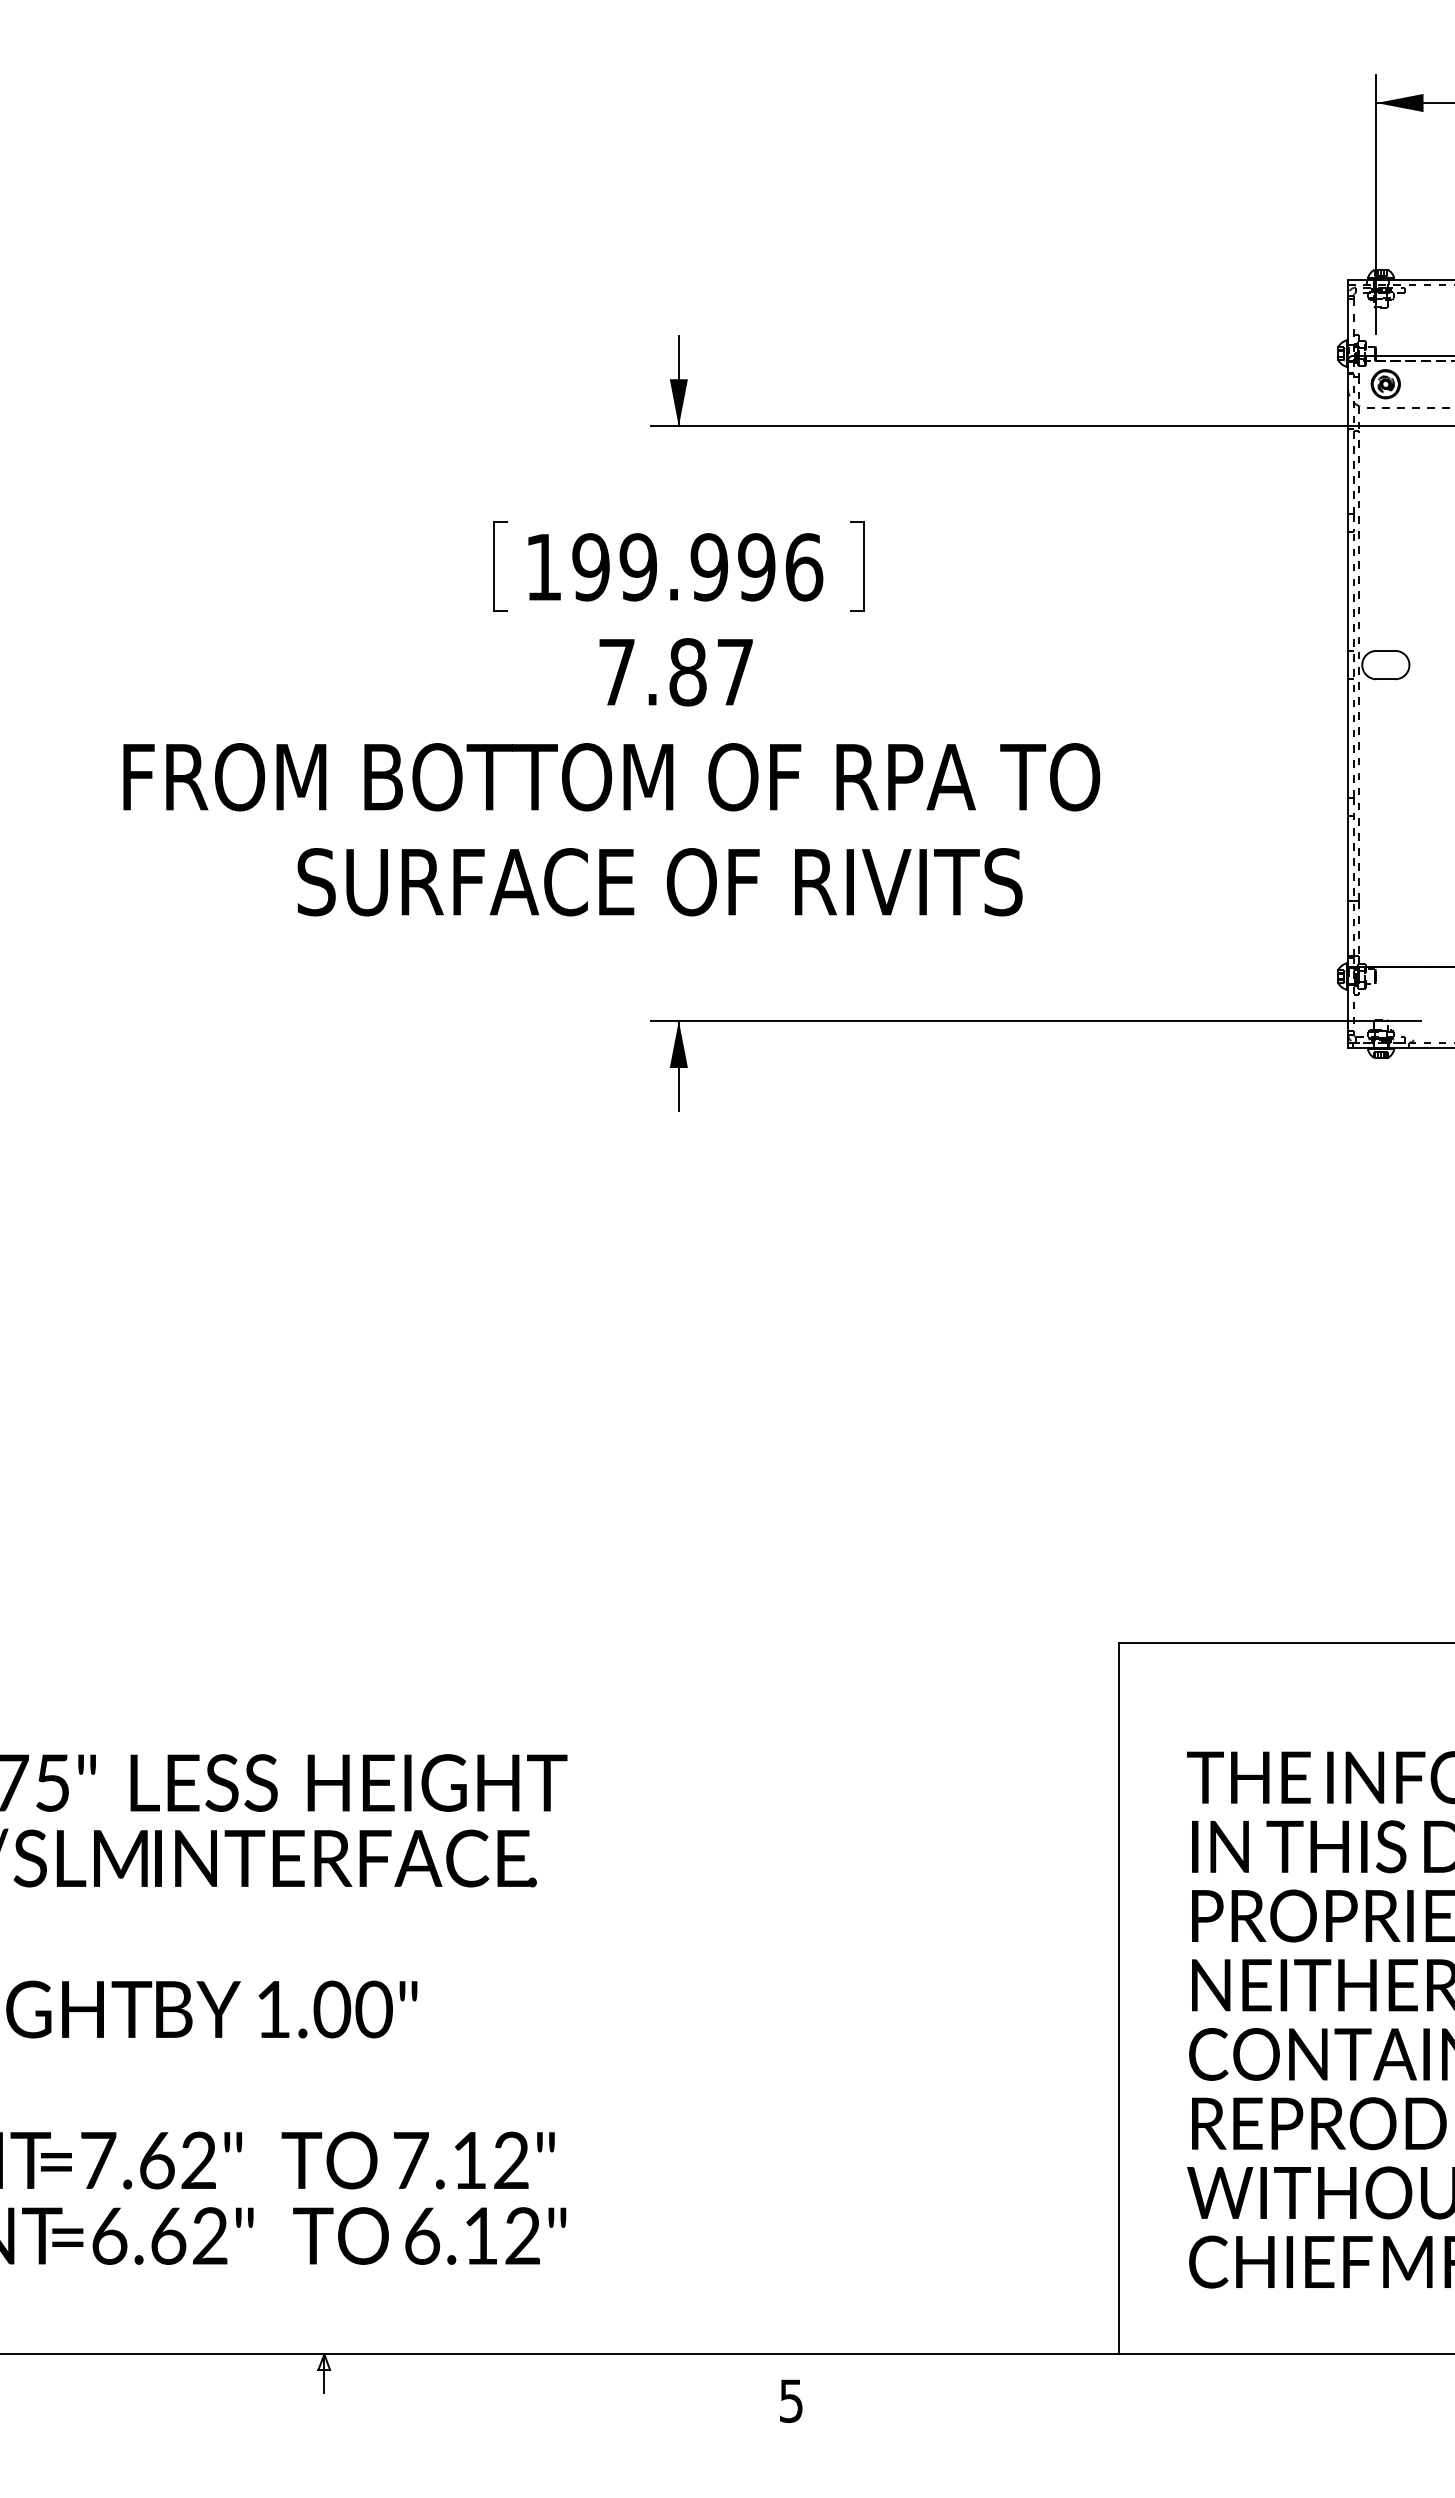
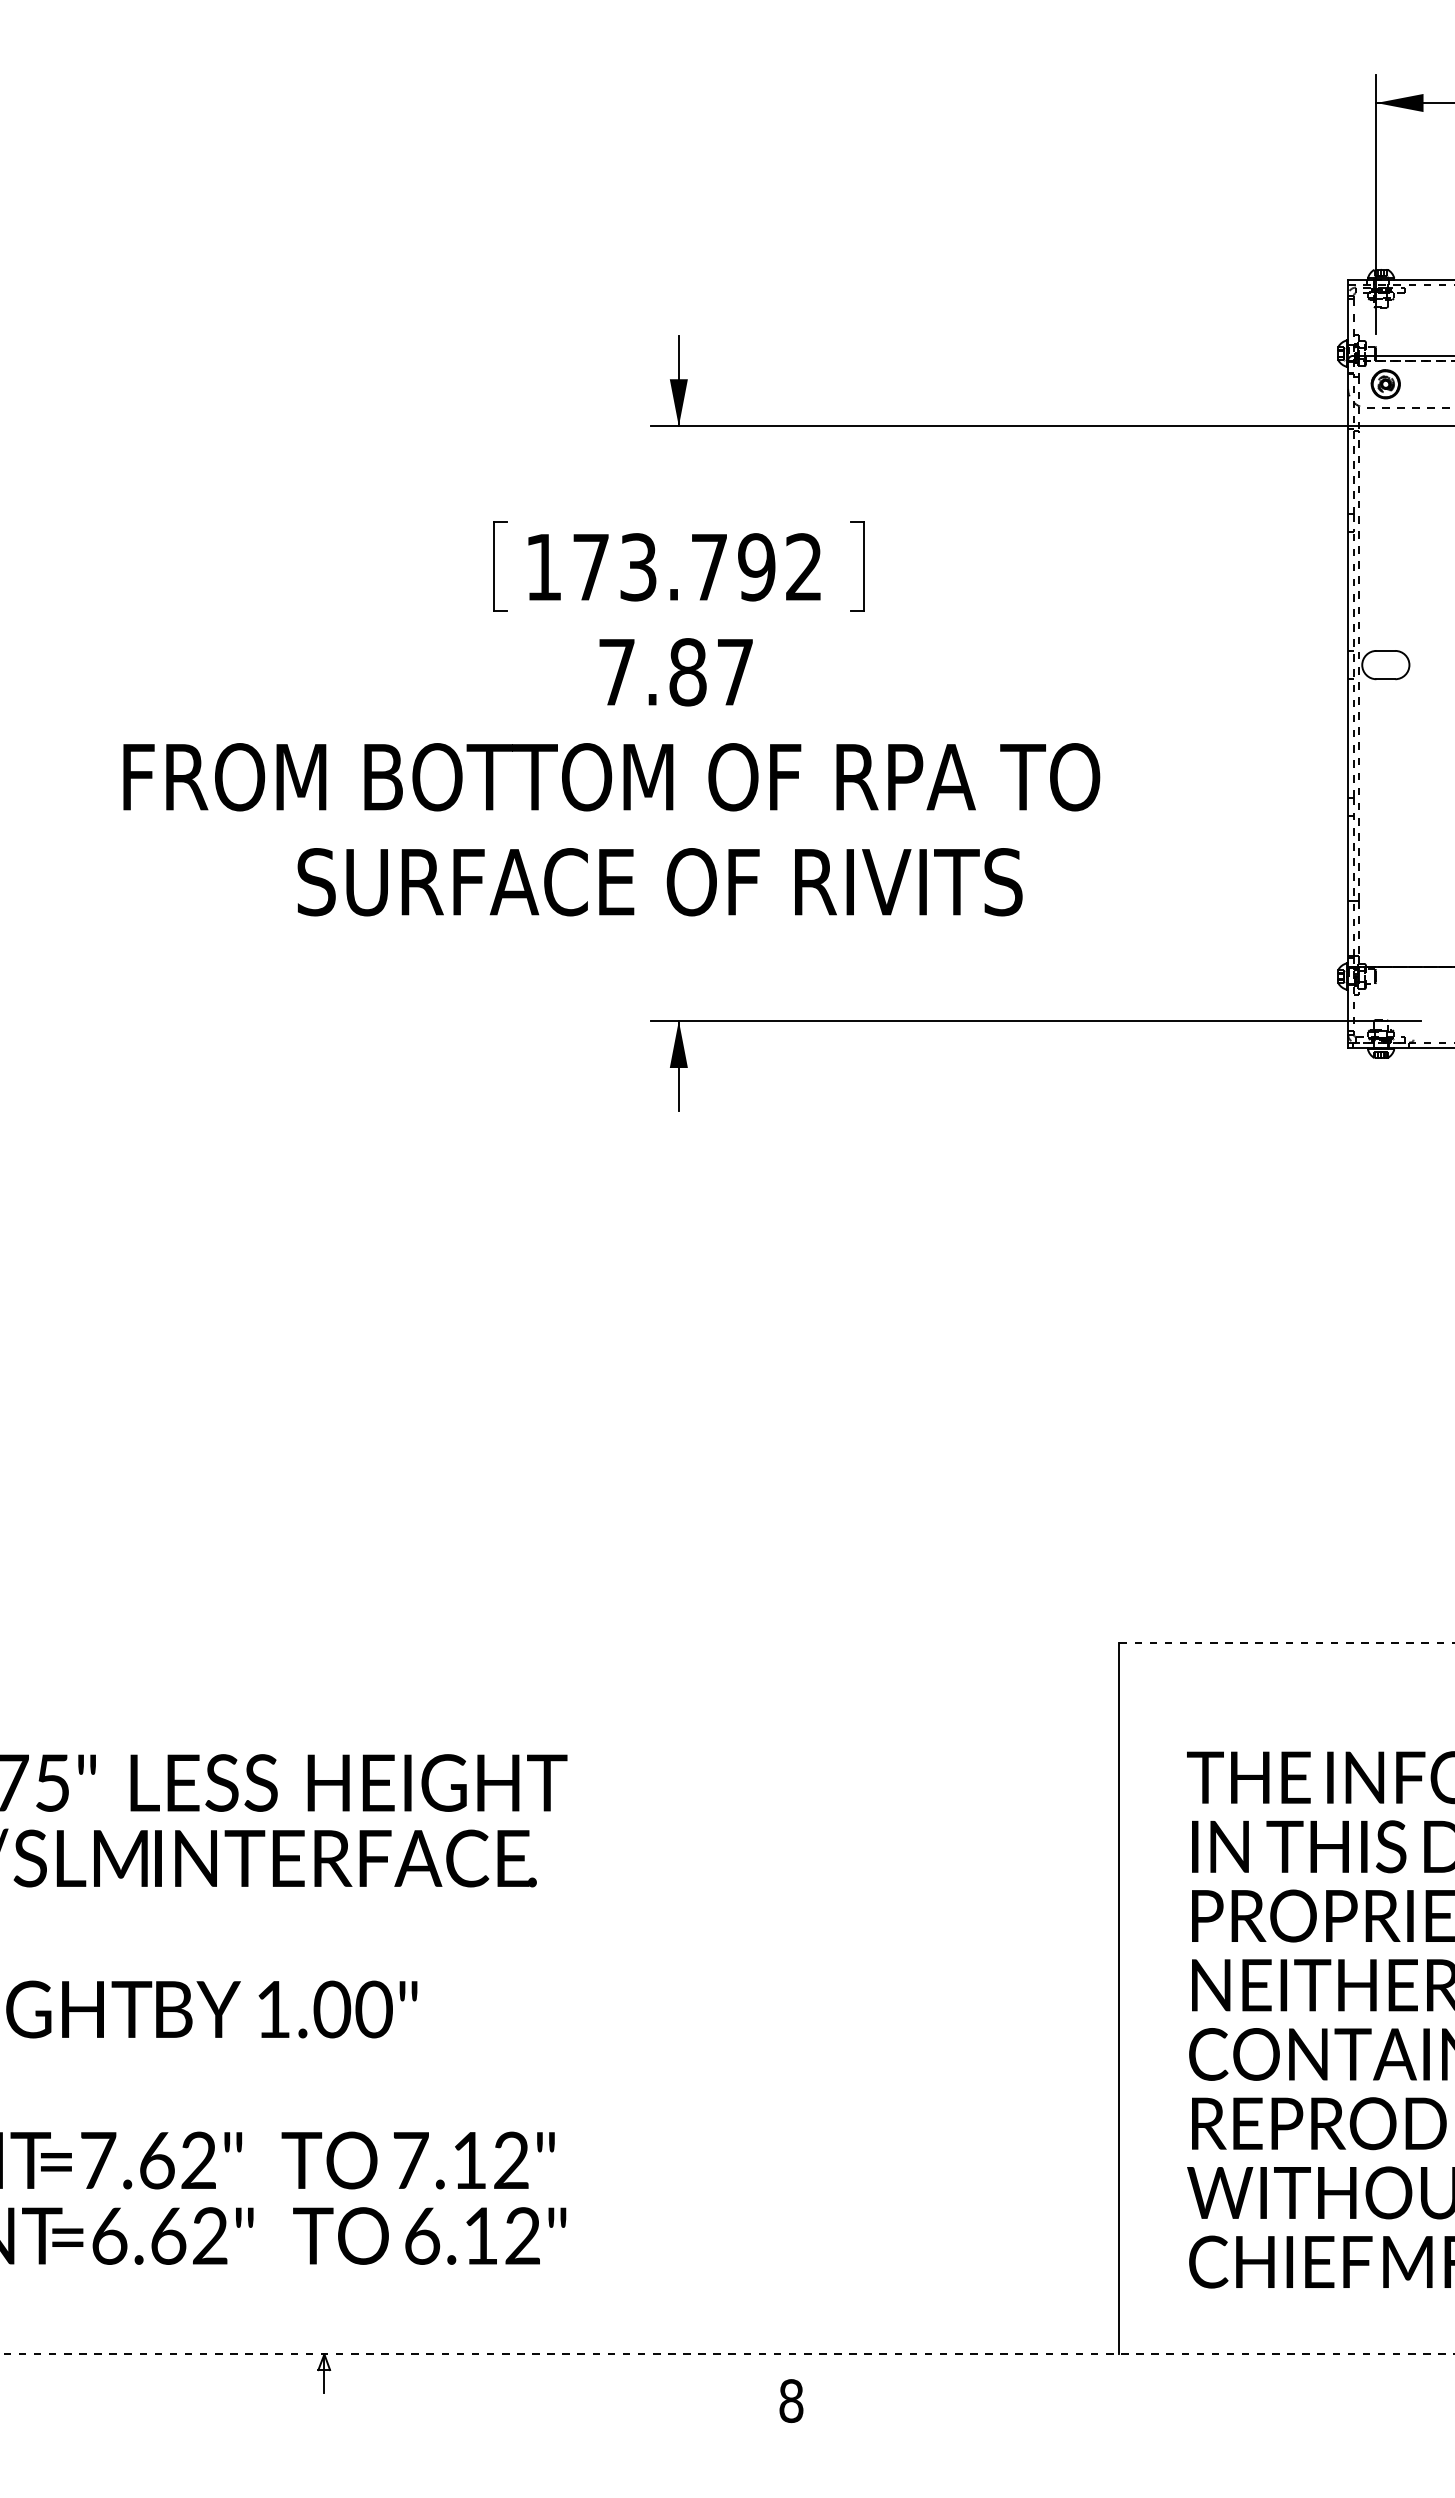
text: 199.996 -> 173.792 (697, 567)
line: solid -> dashed (1287, 1642)
line: solid -> dashed (727, 2354)
text: 5 -> 8 (791, 2401)
